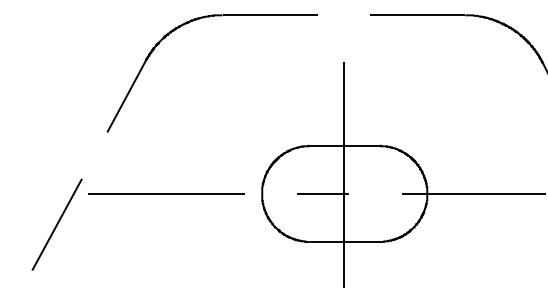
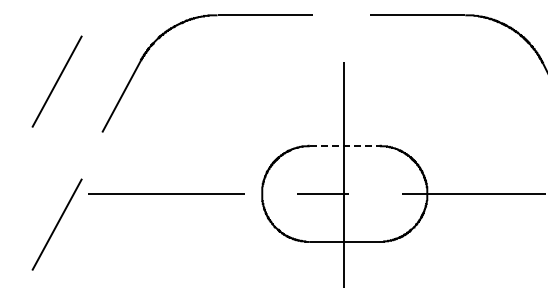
part position: (187, 24) -> (182, 24) (182, 24)
line: none -> present (56, 81)
line: solid -> dashed (344, 145)
